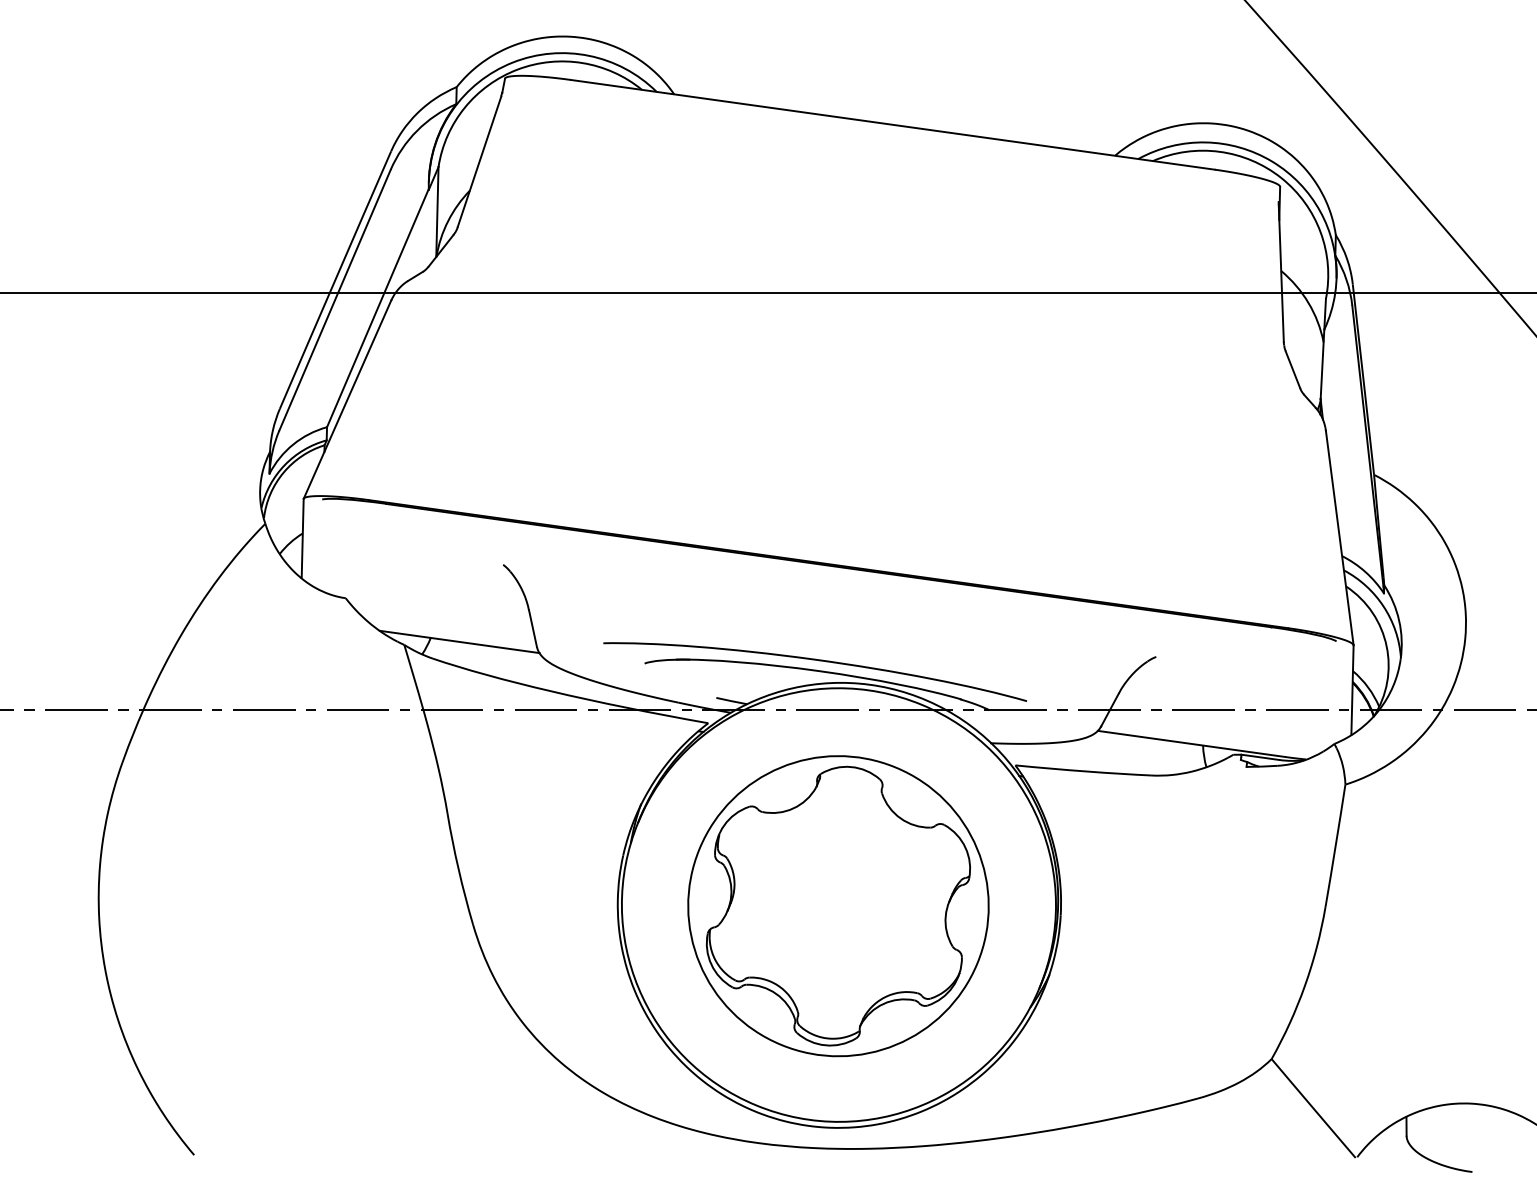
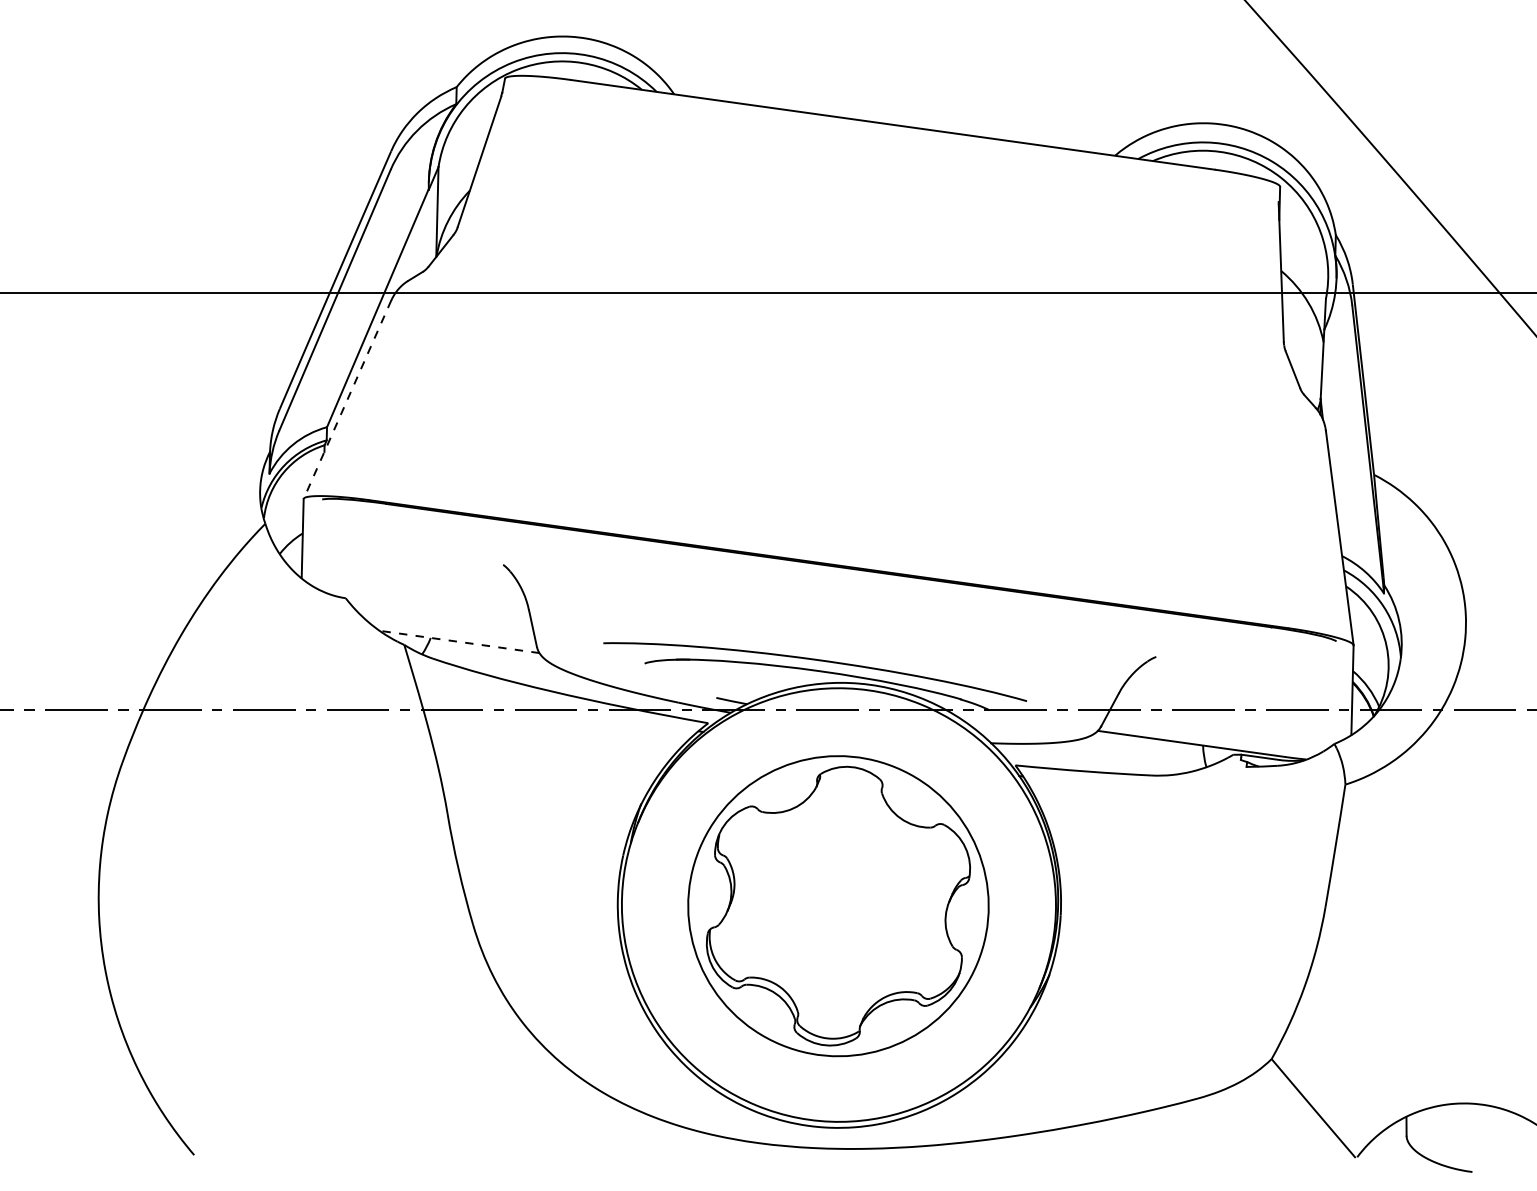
line: solid -> dashed (347, 399)
line: solid -> dashed (459, 641)
